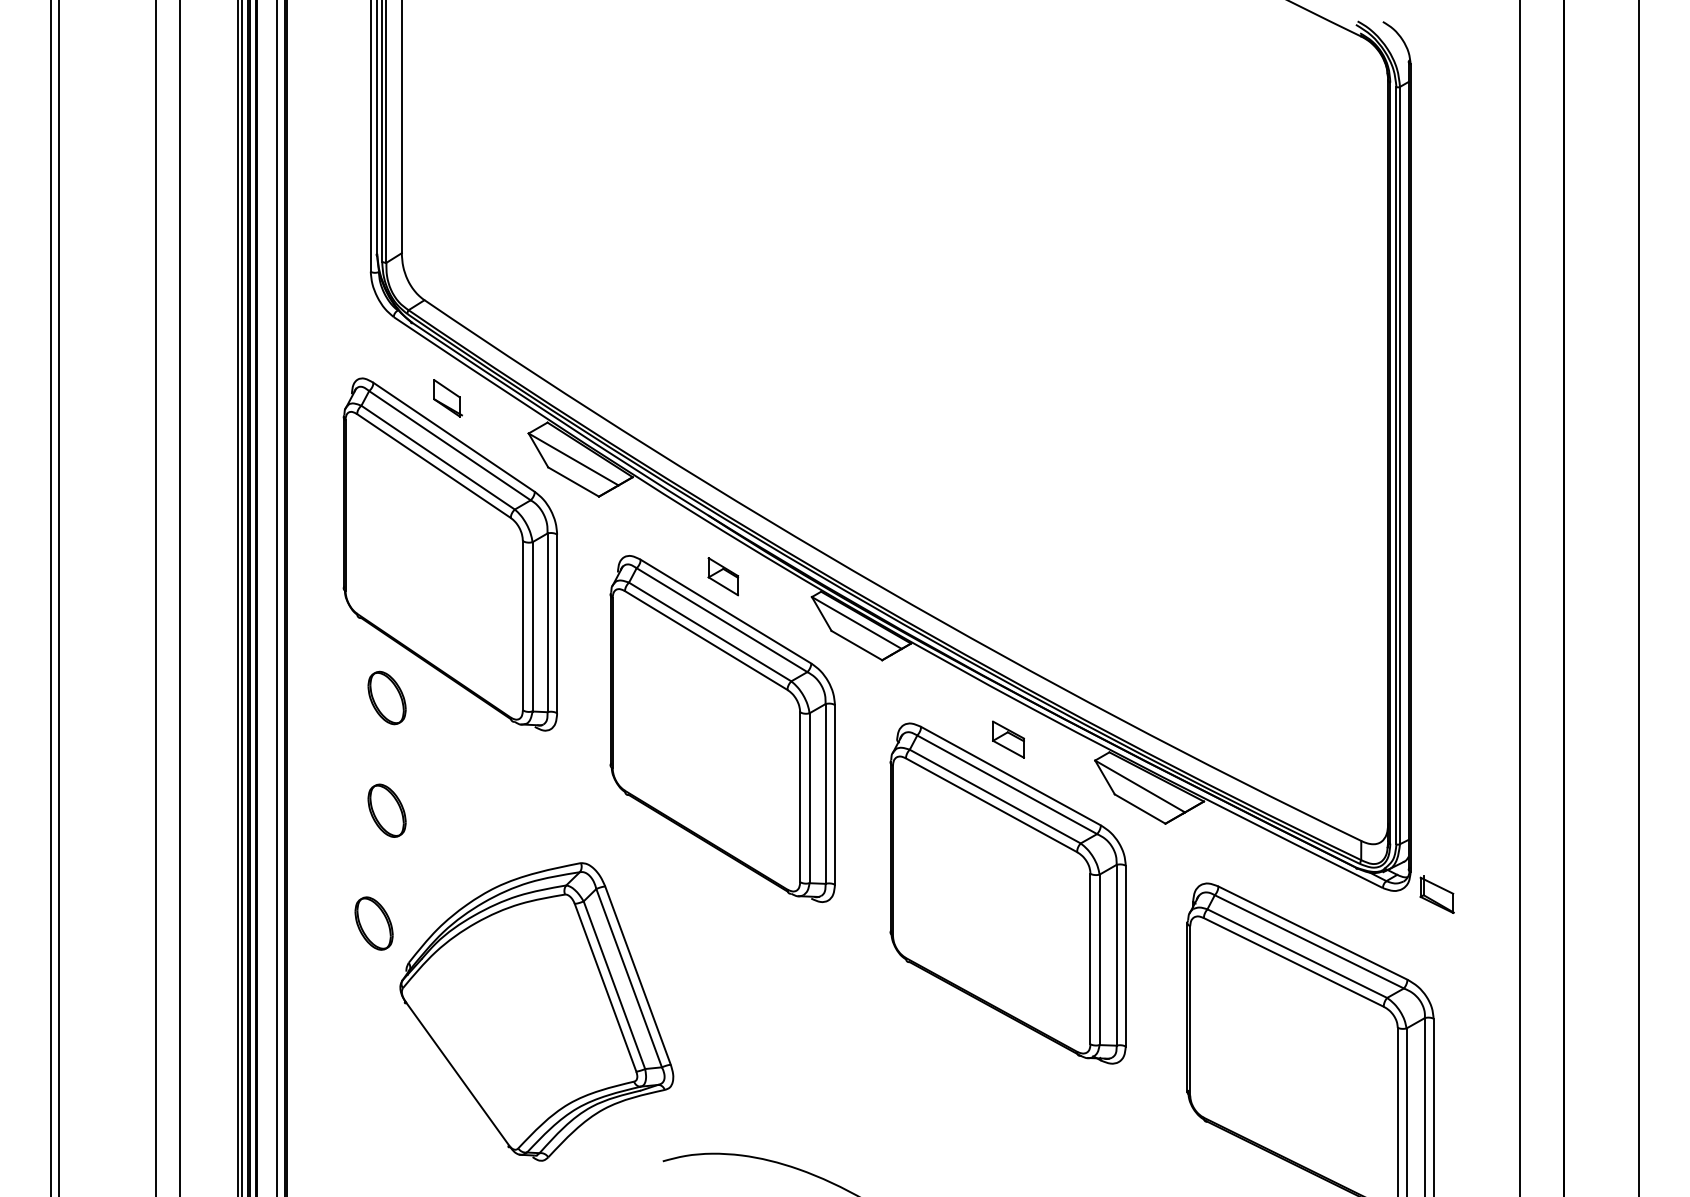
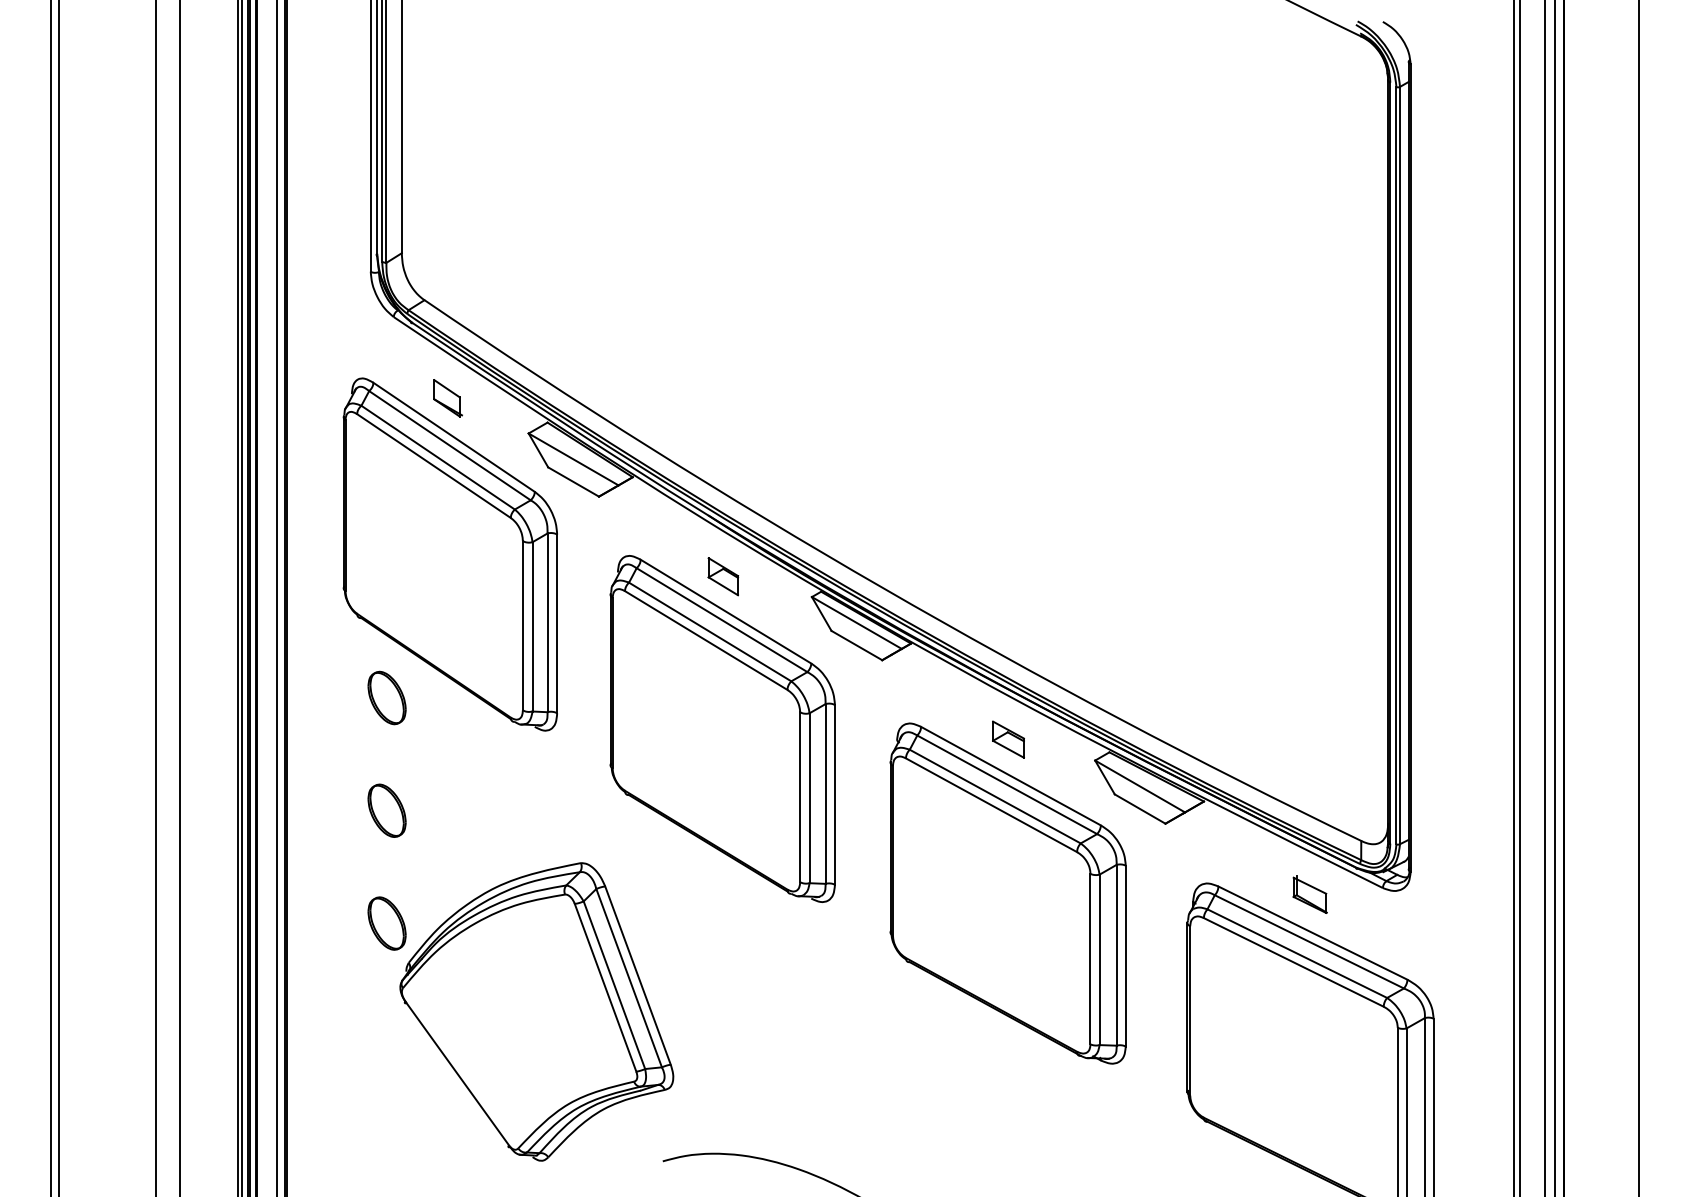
line: none -> present (1514, 597)
line: none -> present (1544, 597)
line: none -> present (1555, 597)
part position: (1436, 894) -> (1309, 894) (1309, 894)
part position: (373, 923) -> (386, 923) (386, 923)
